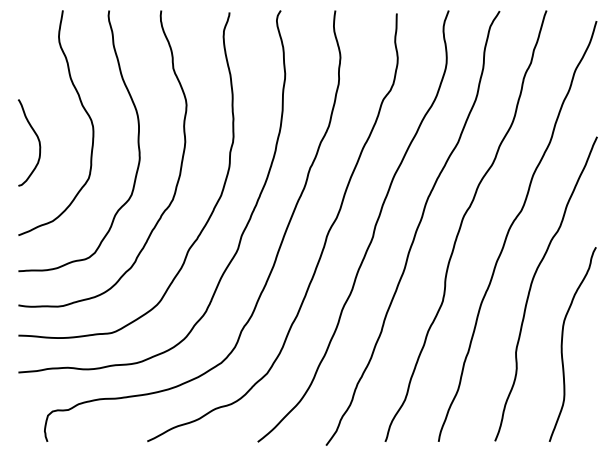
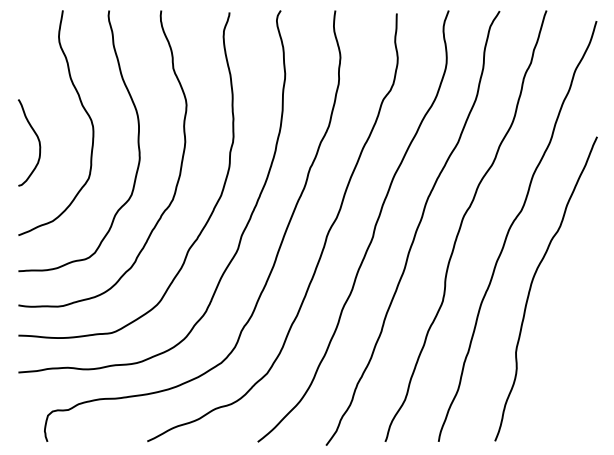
curve: present -> none (562, 344)
